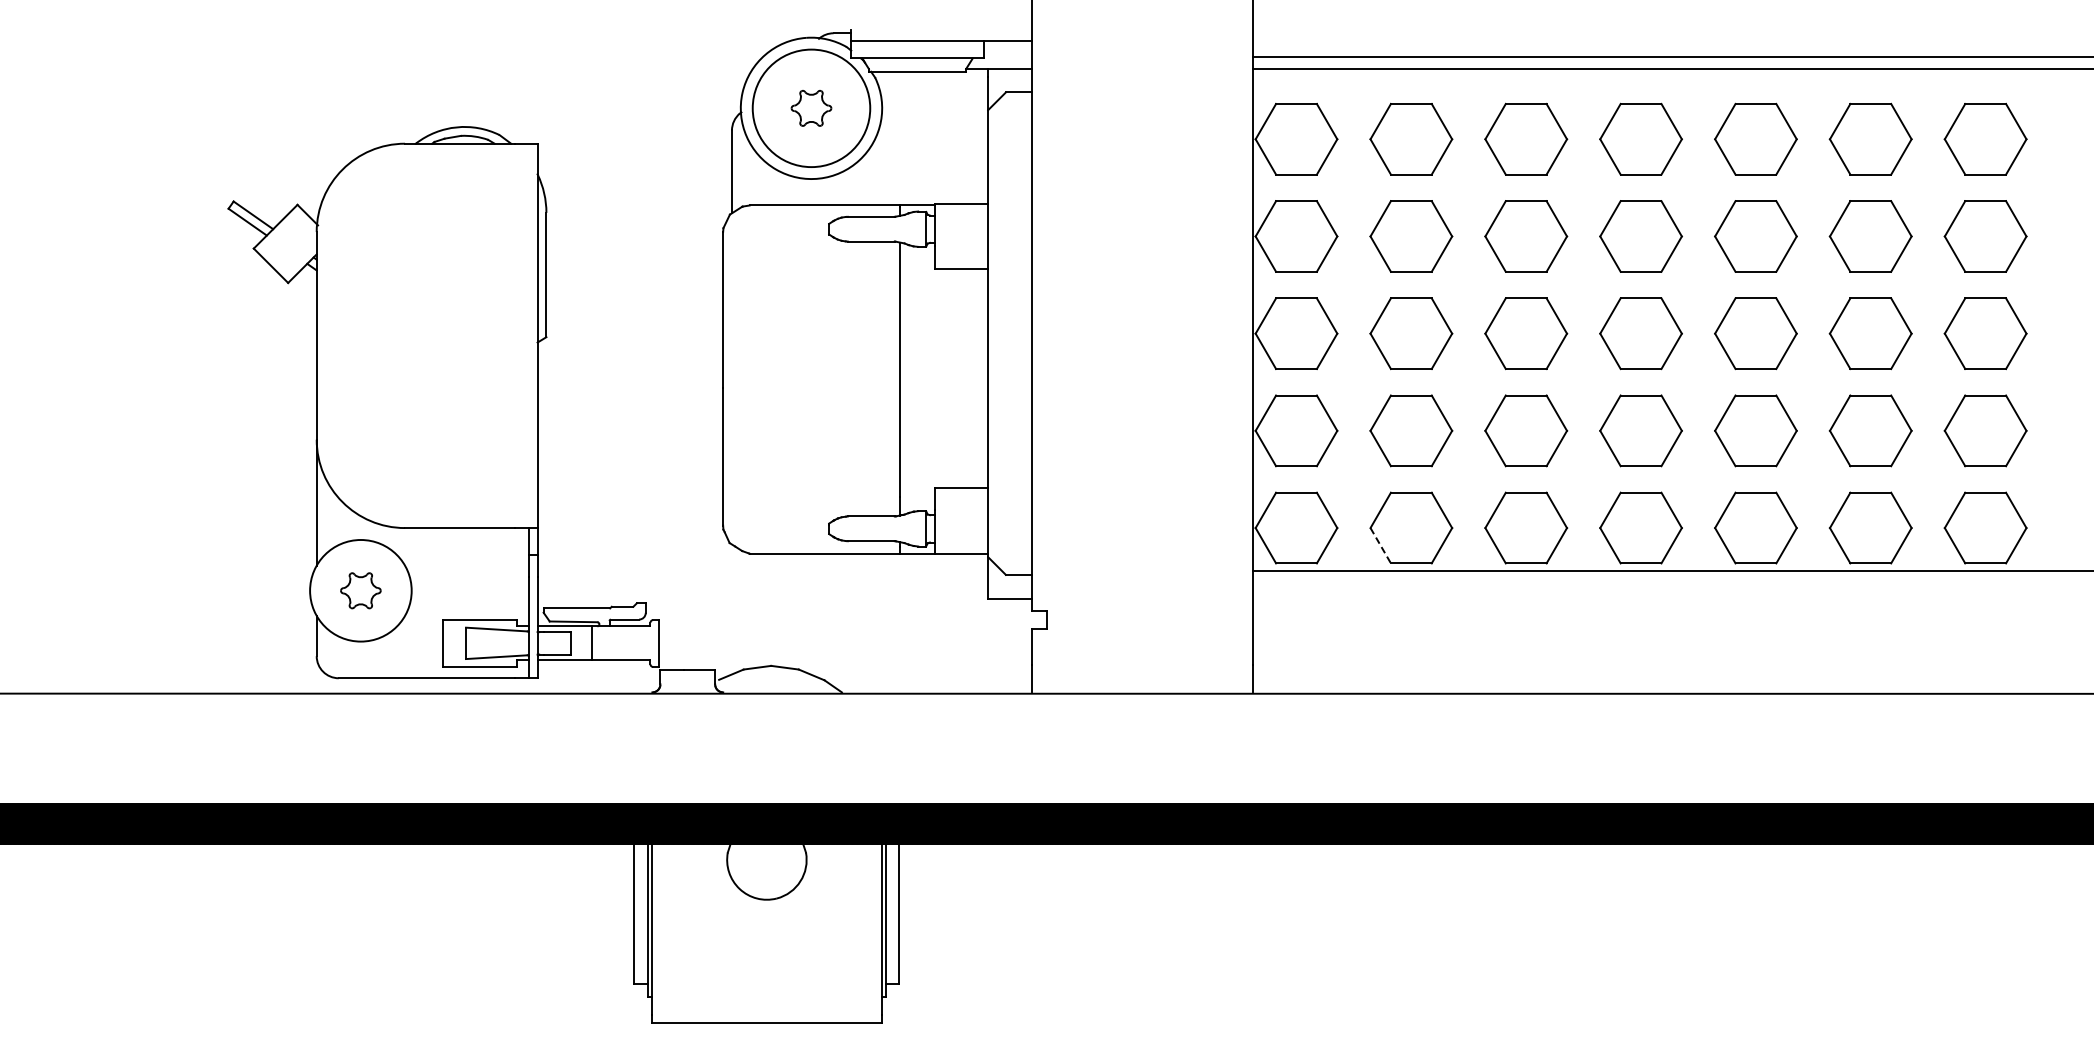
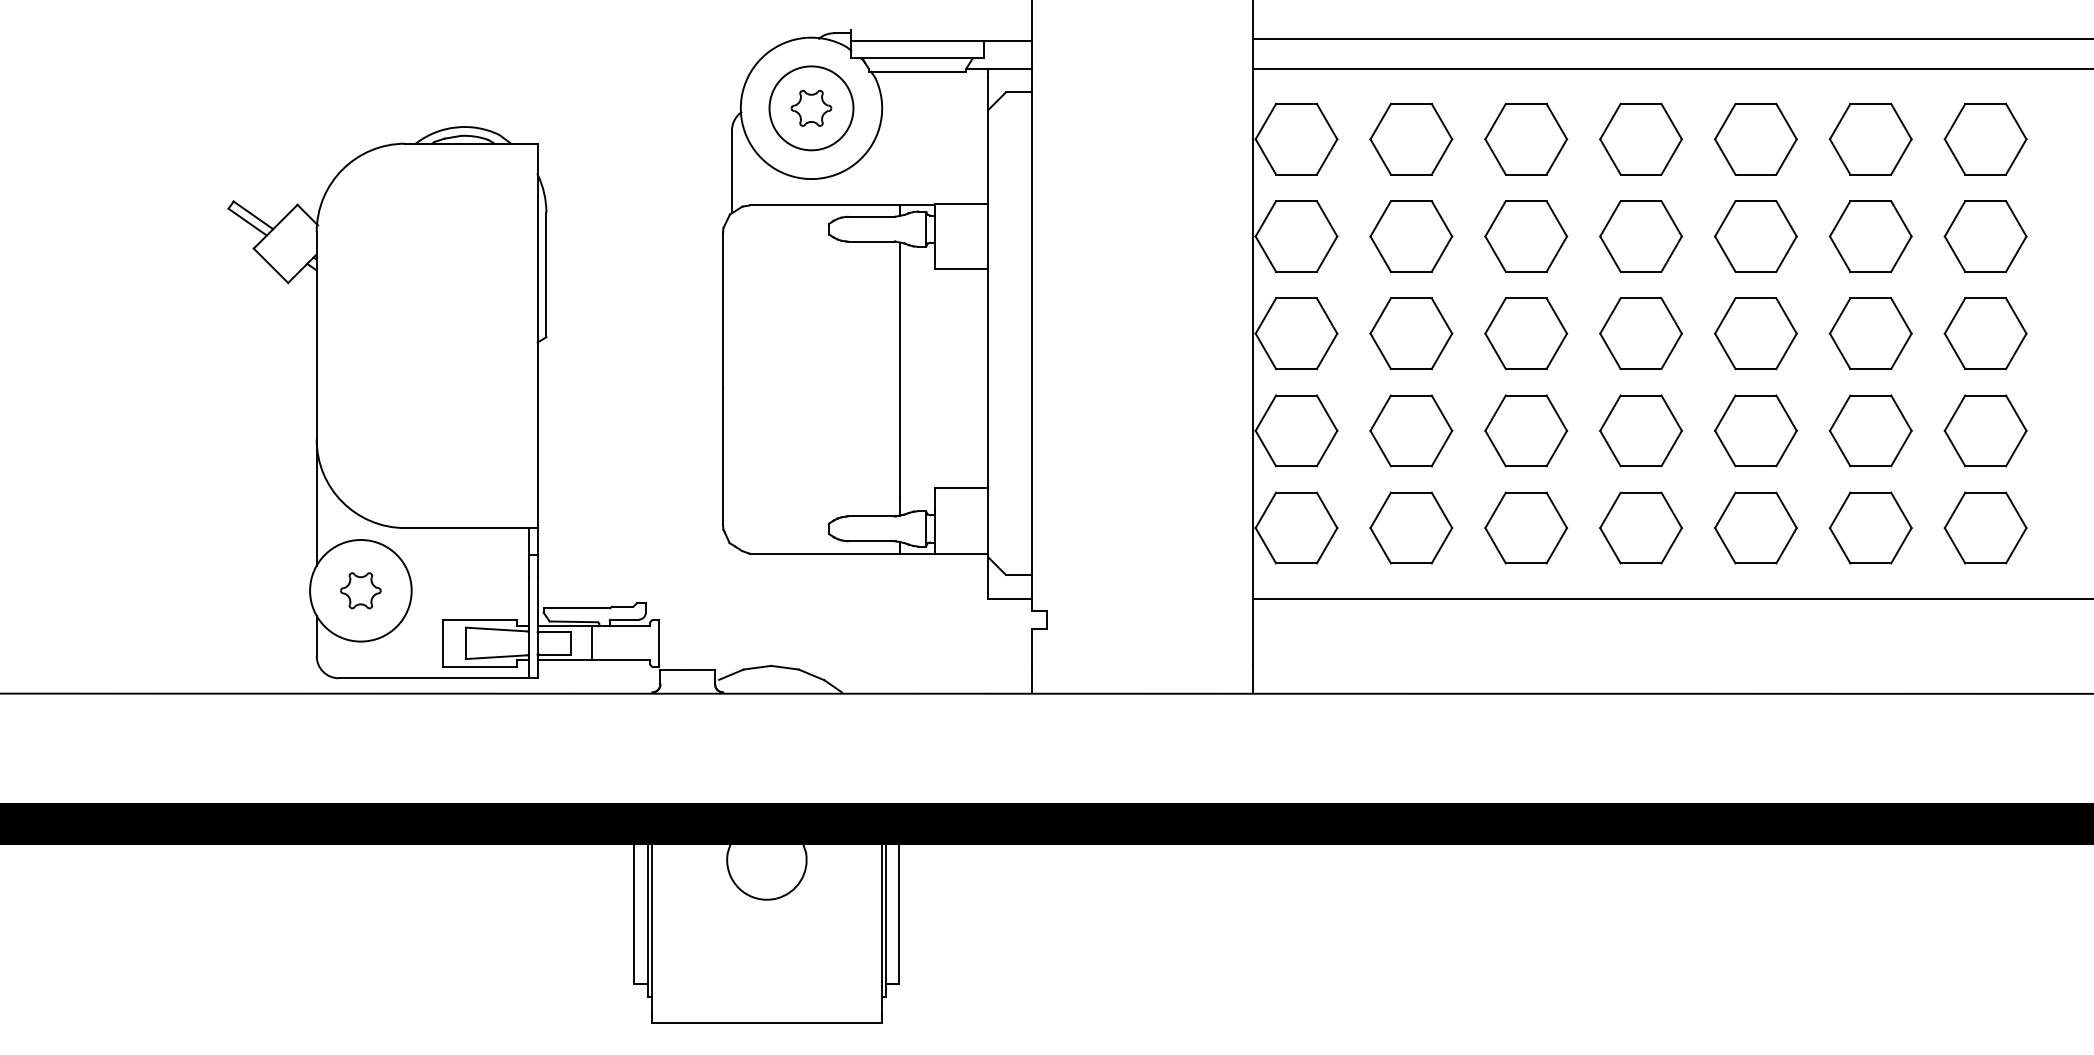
line position: (1671, 56) -> (1671, 38) (1671, 38)
circle diameter: 118 px -> 84 px (811, 108)
line: dashed -> solid (1380, 546)
line position: (1671, 570) -> (1671, 598) (1671, 598)
